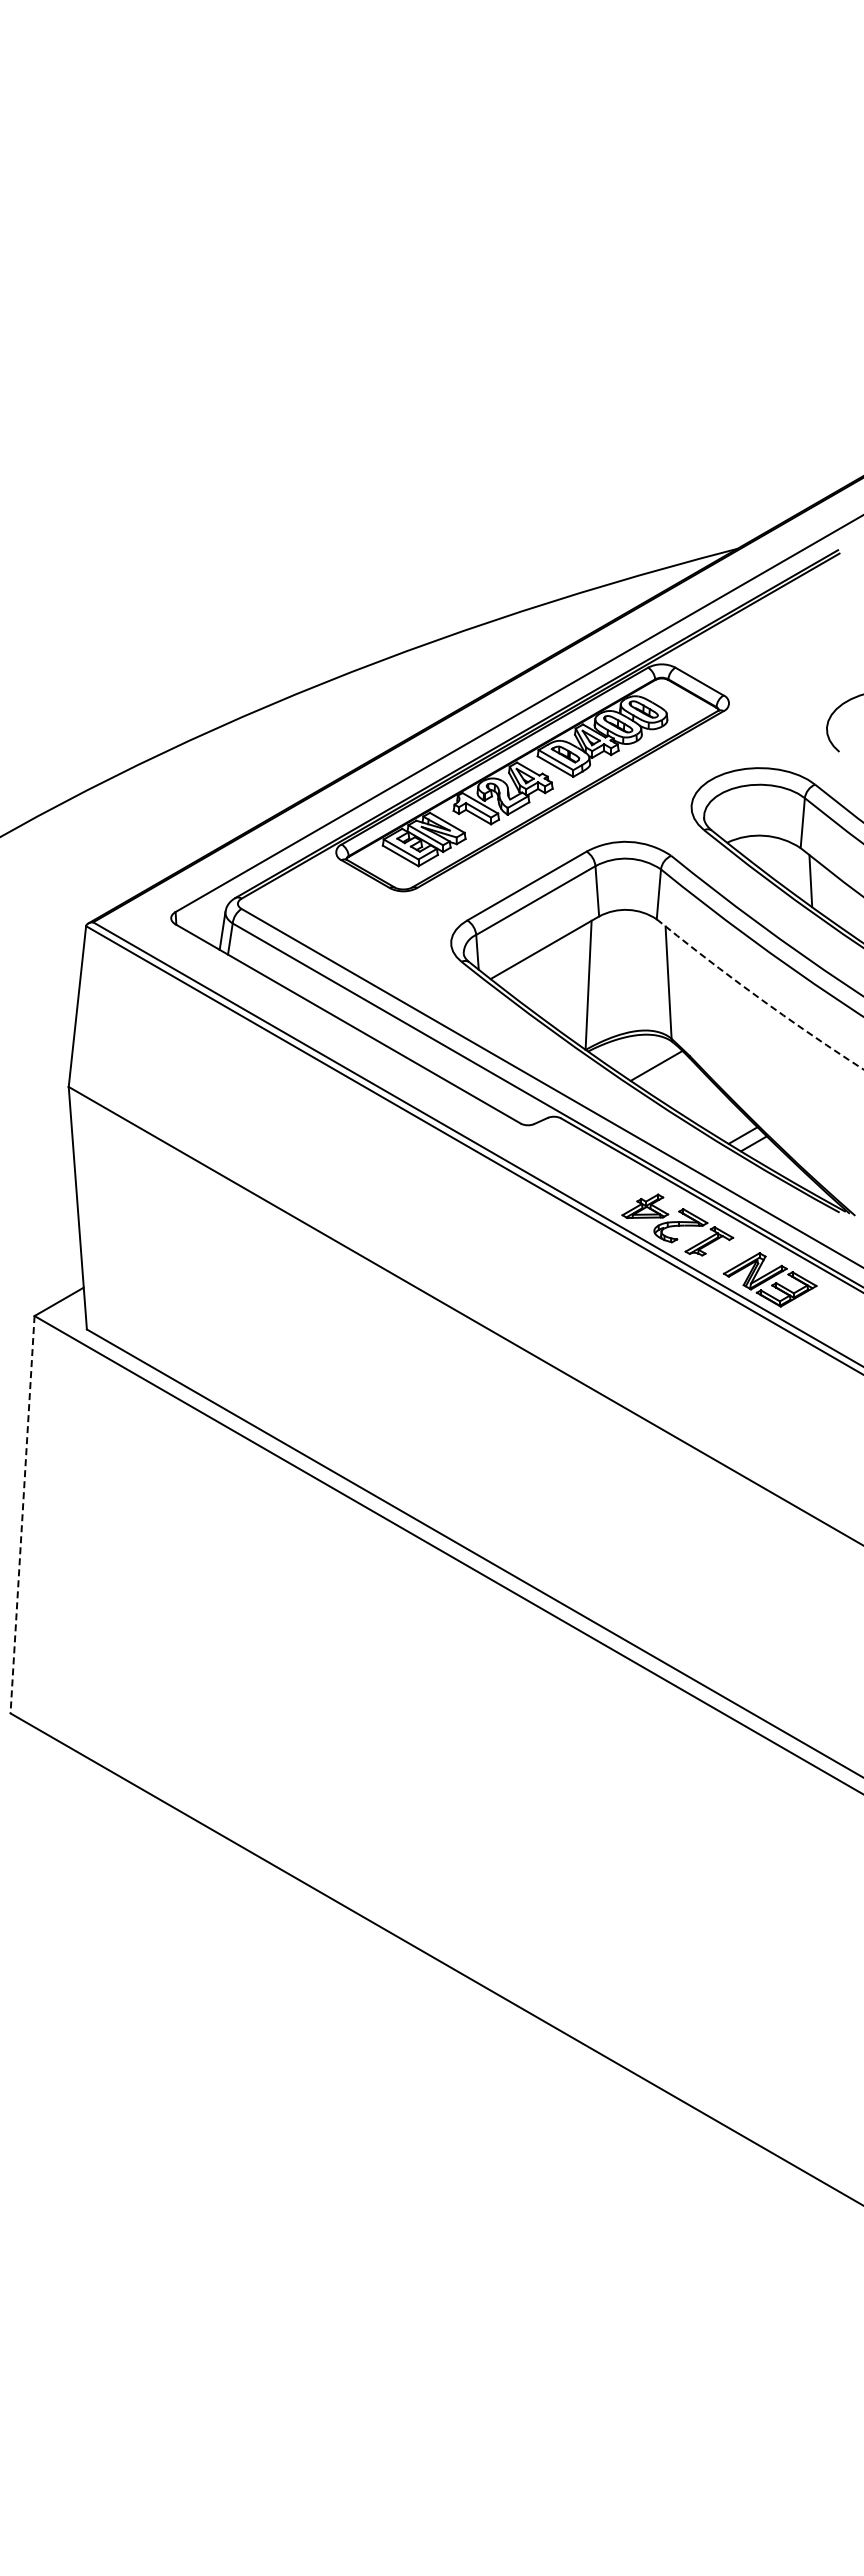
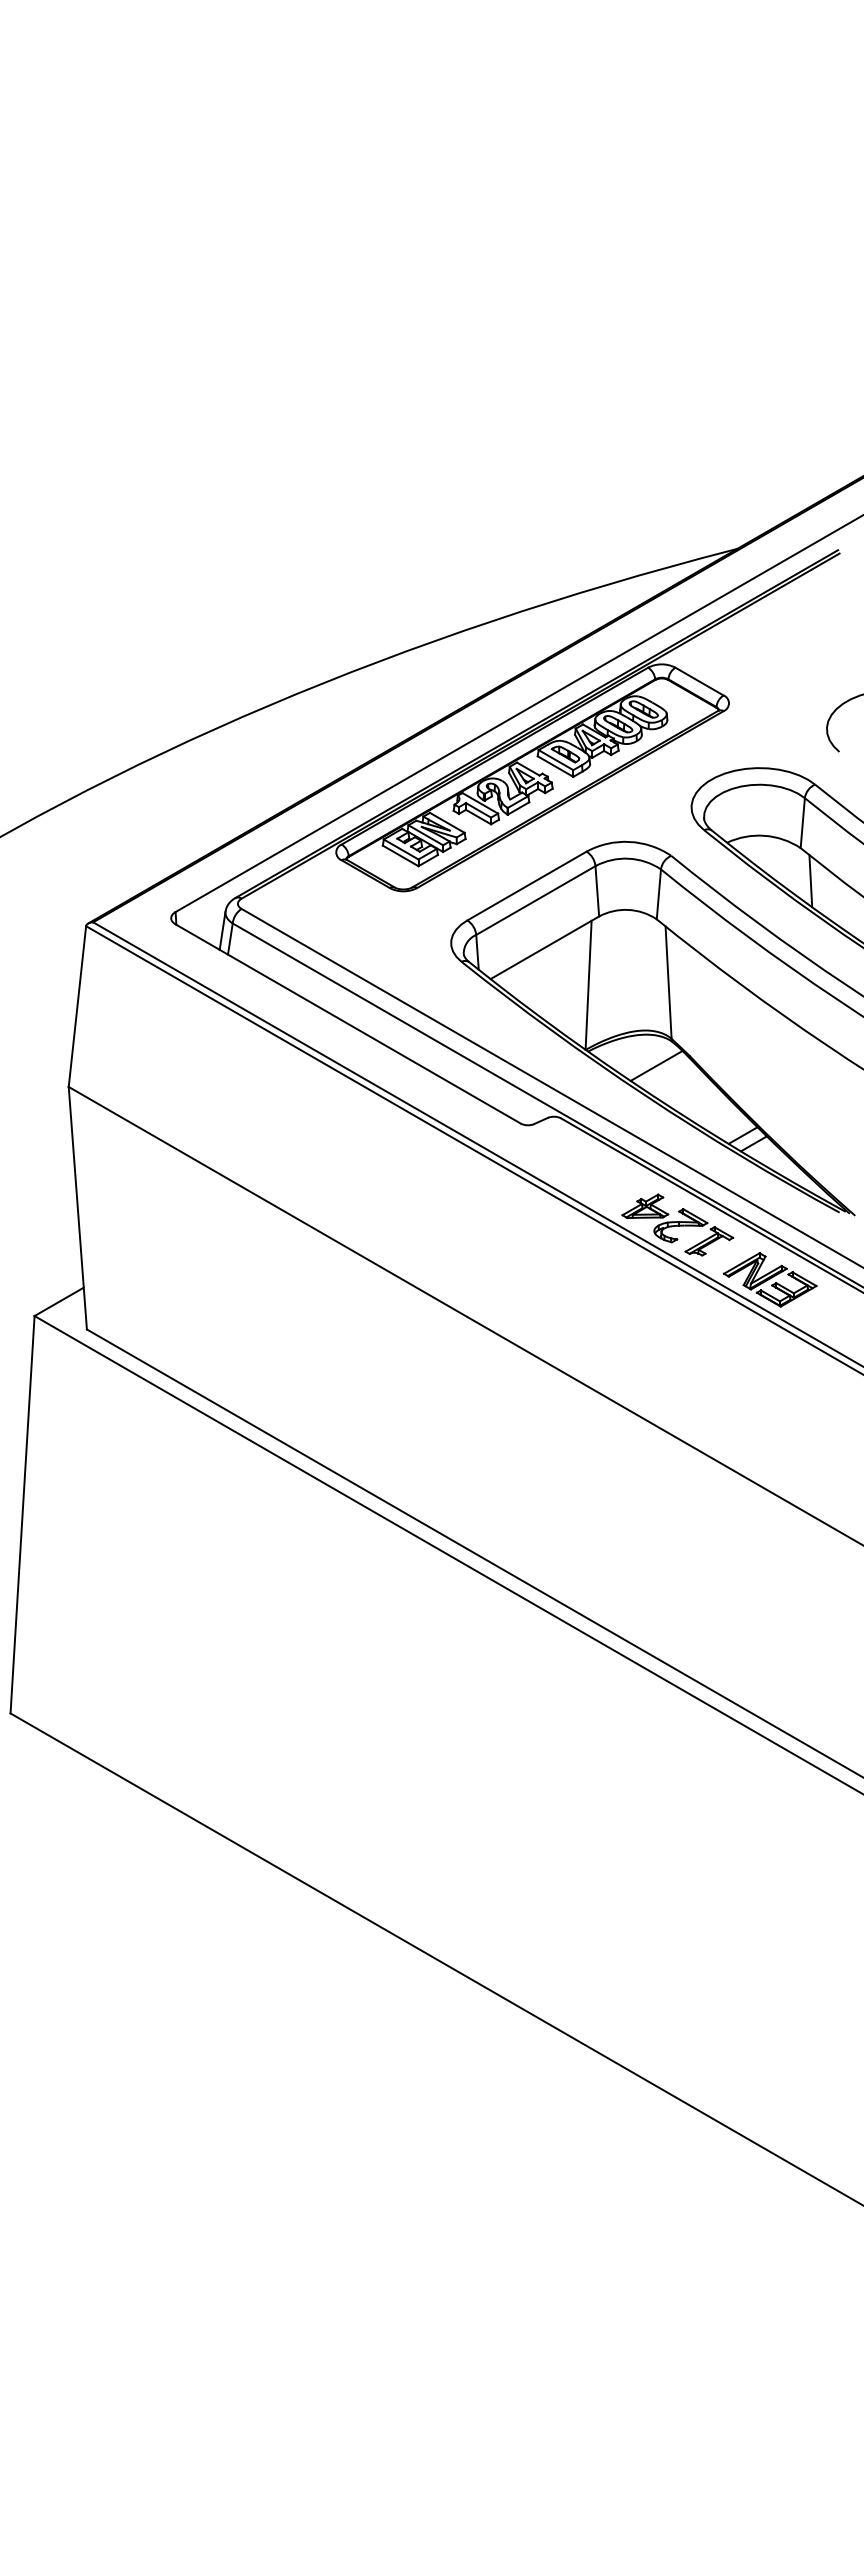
arc: dashed -> solid (758, 997)
line: dashed -> solid (22, 1515)
